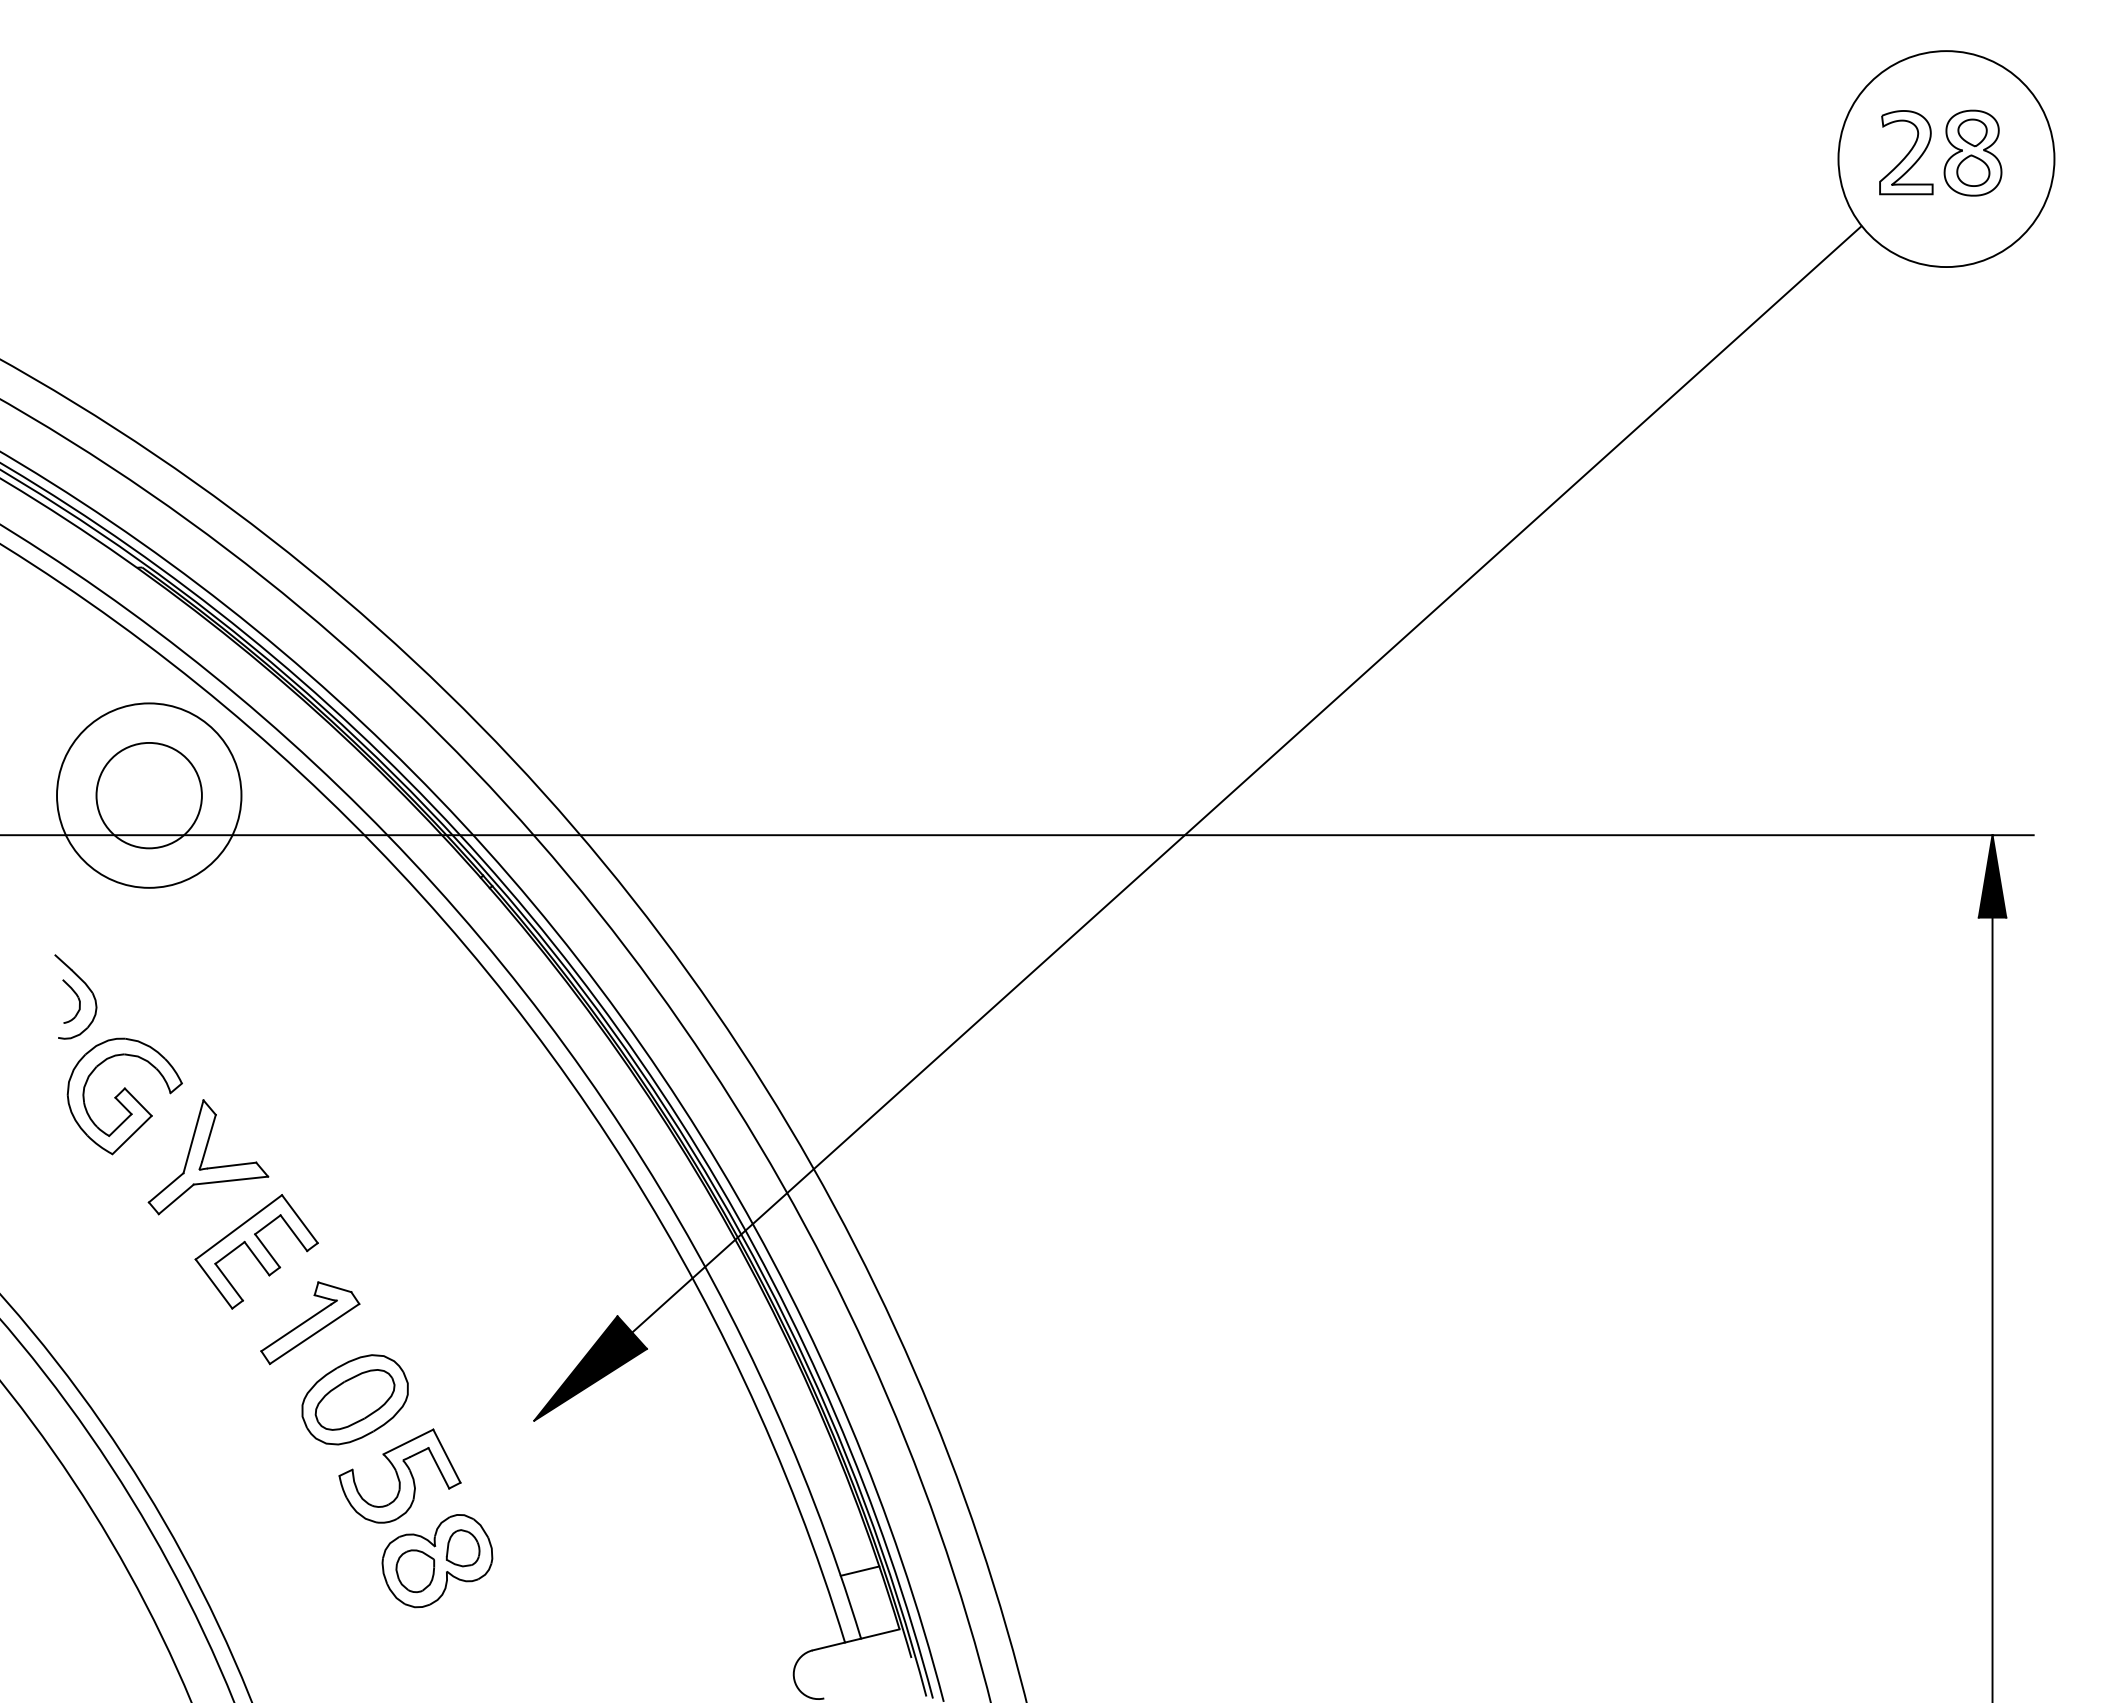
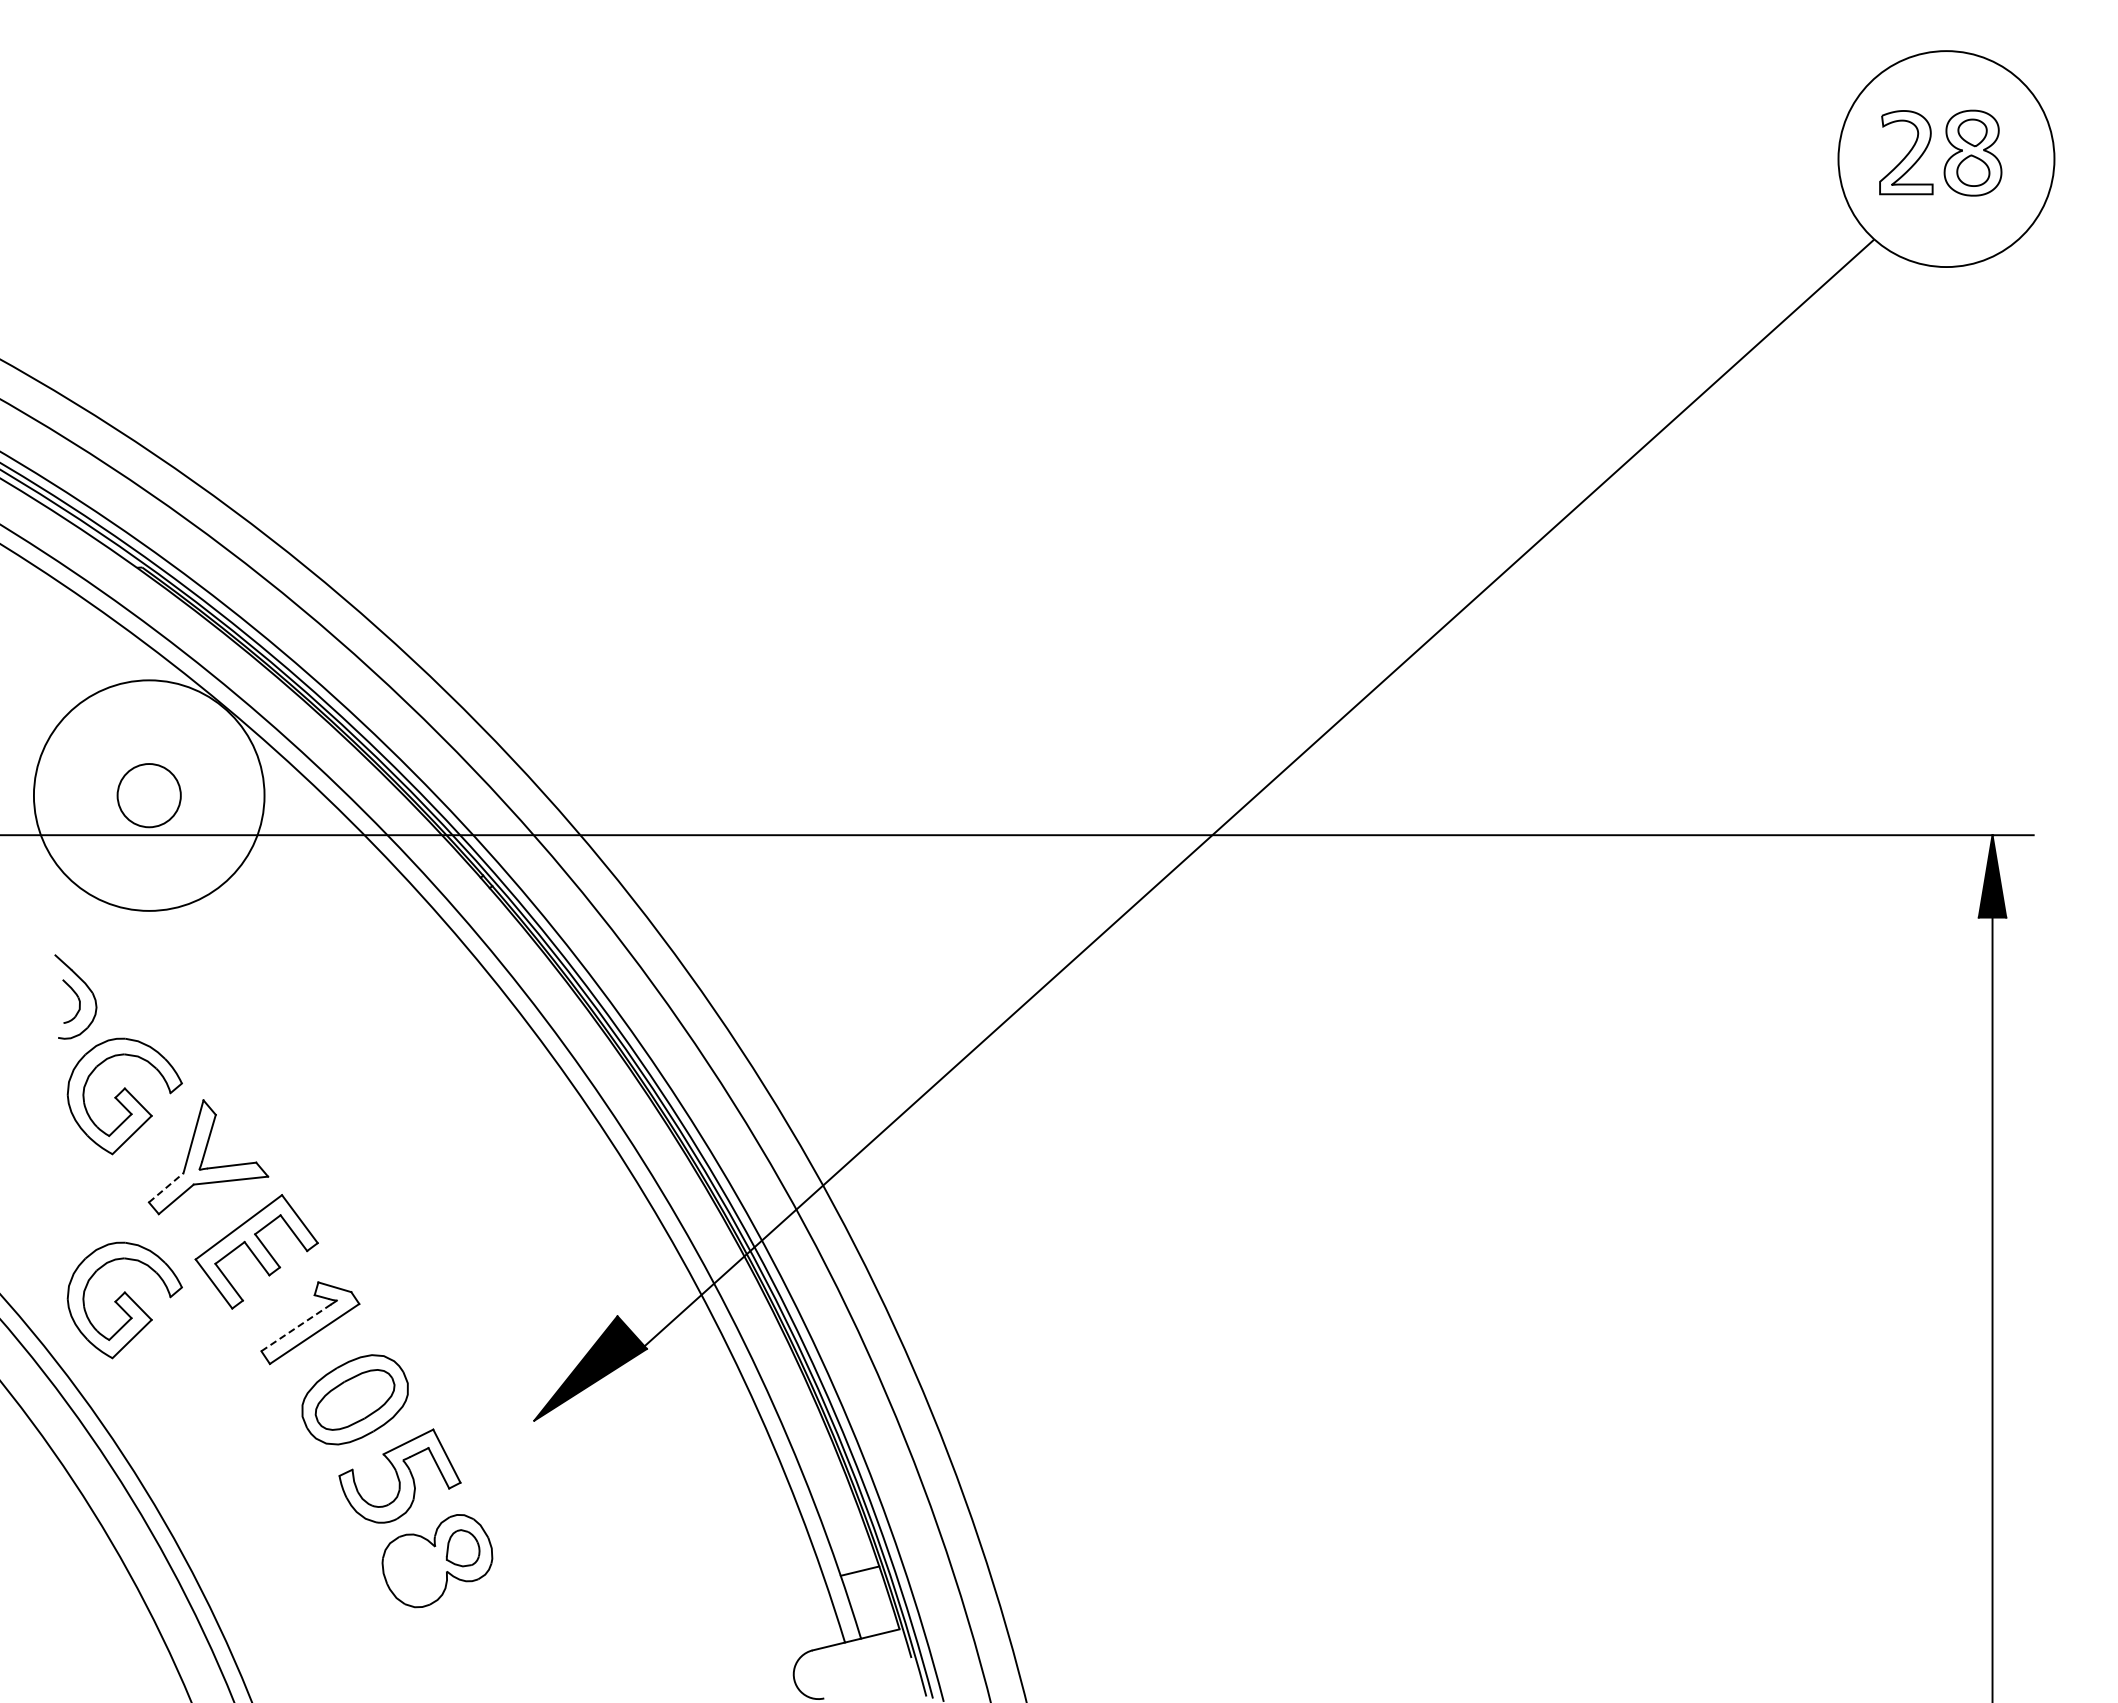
line position: (1246, 779) -> (1258, 793) (1258, 793)
circle diameter: 105 px -> 63 px (148, 795)
circle diameter: 184 px -> 231 px (148, 795)
line: solid -> dashed (166, 1187)
part: none -> present (124, 1300)
line: solid -> dashed (296, 1327)
part: present -> none (415, 1571)
